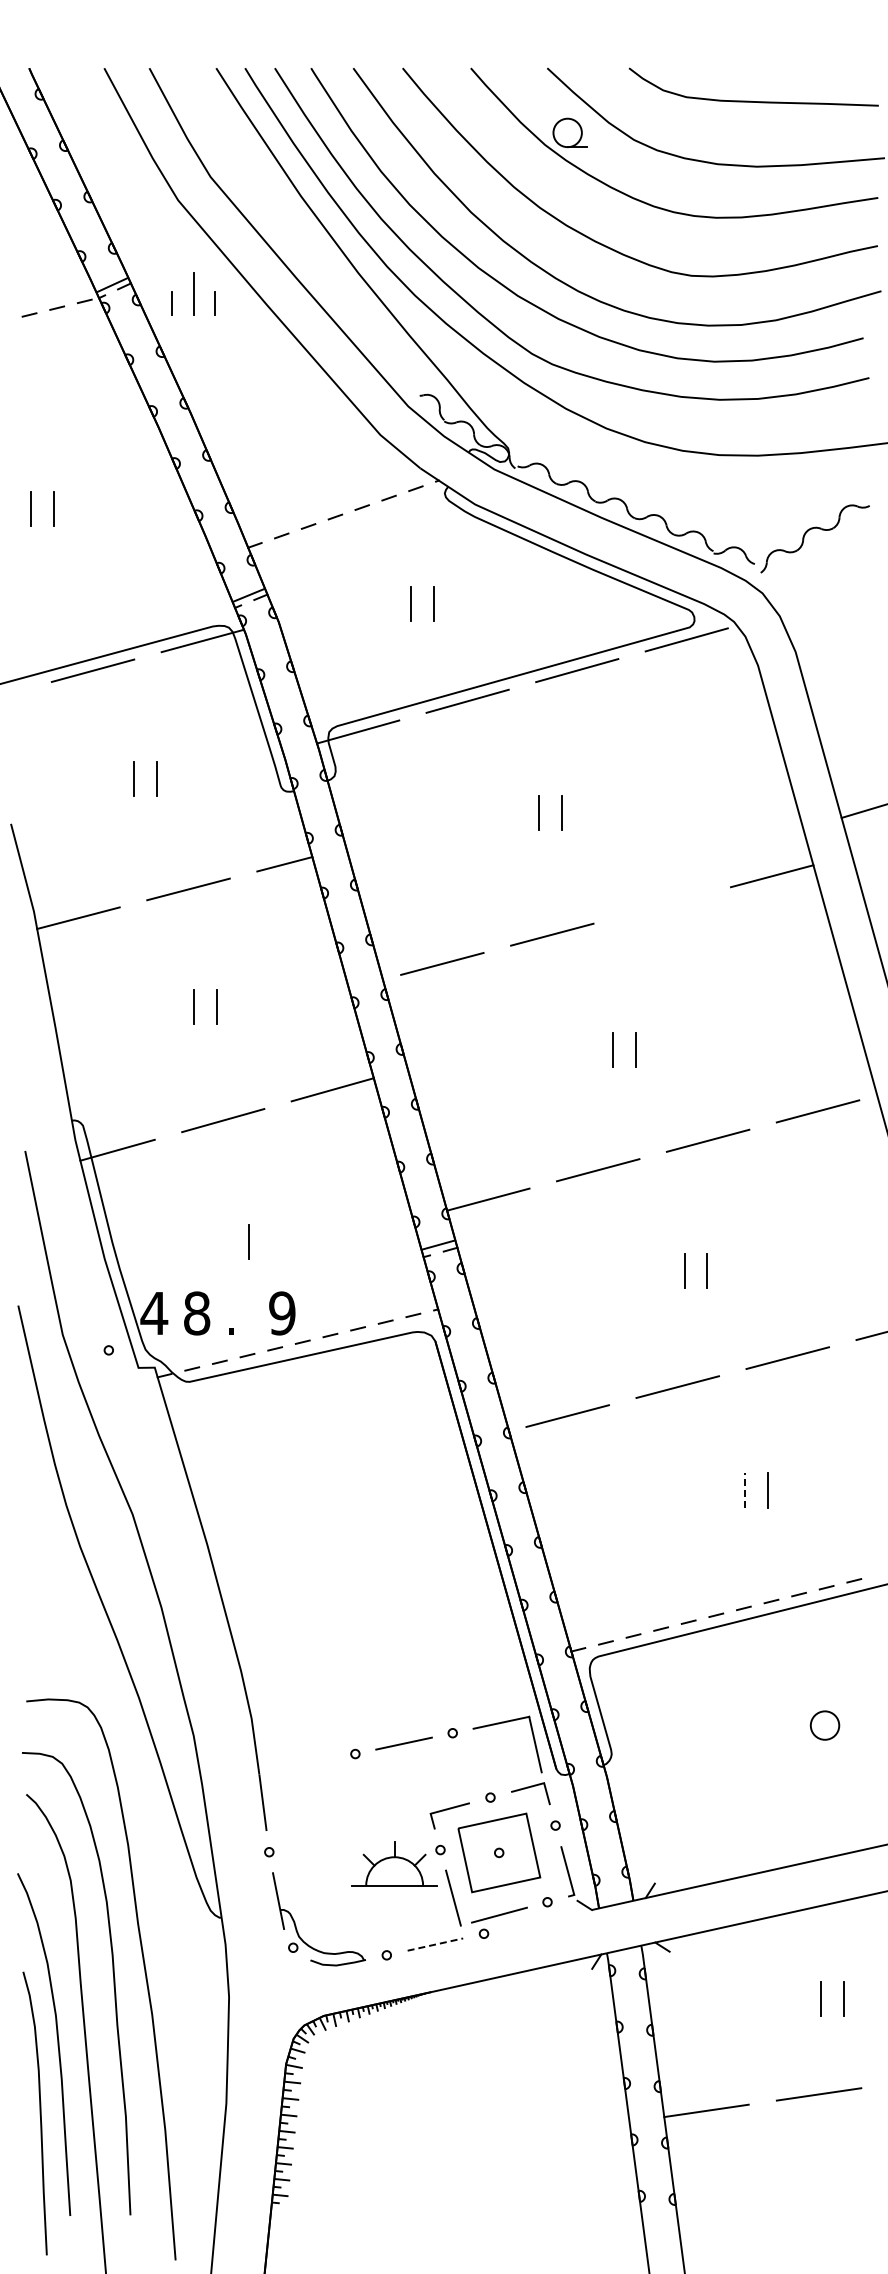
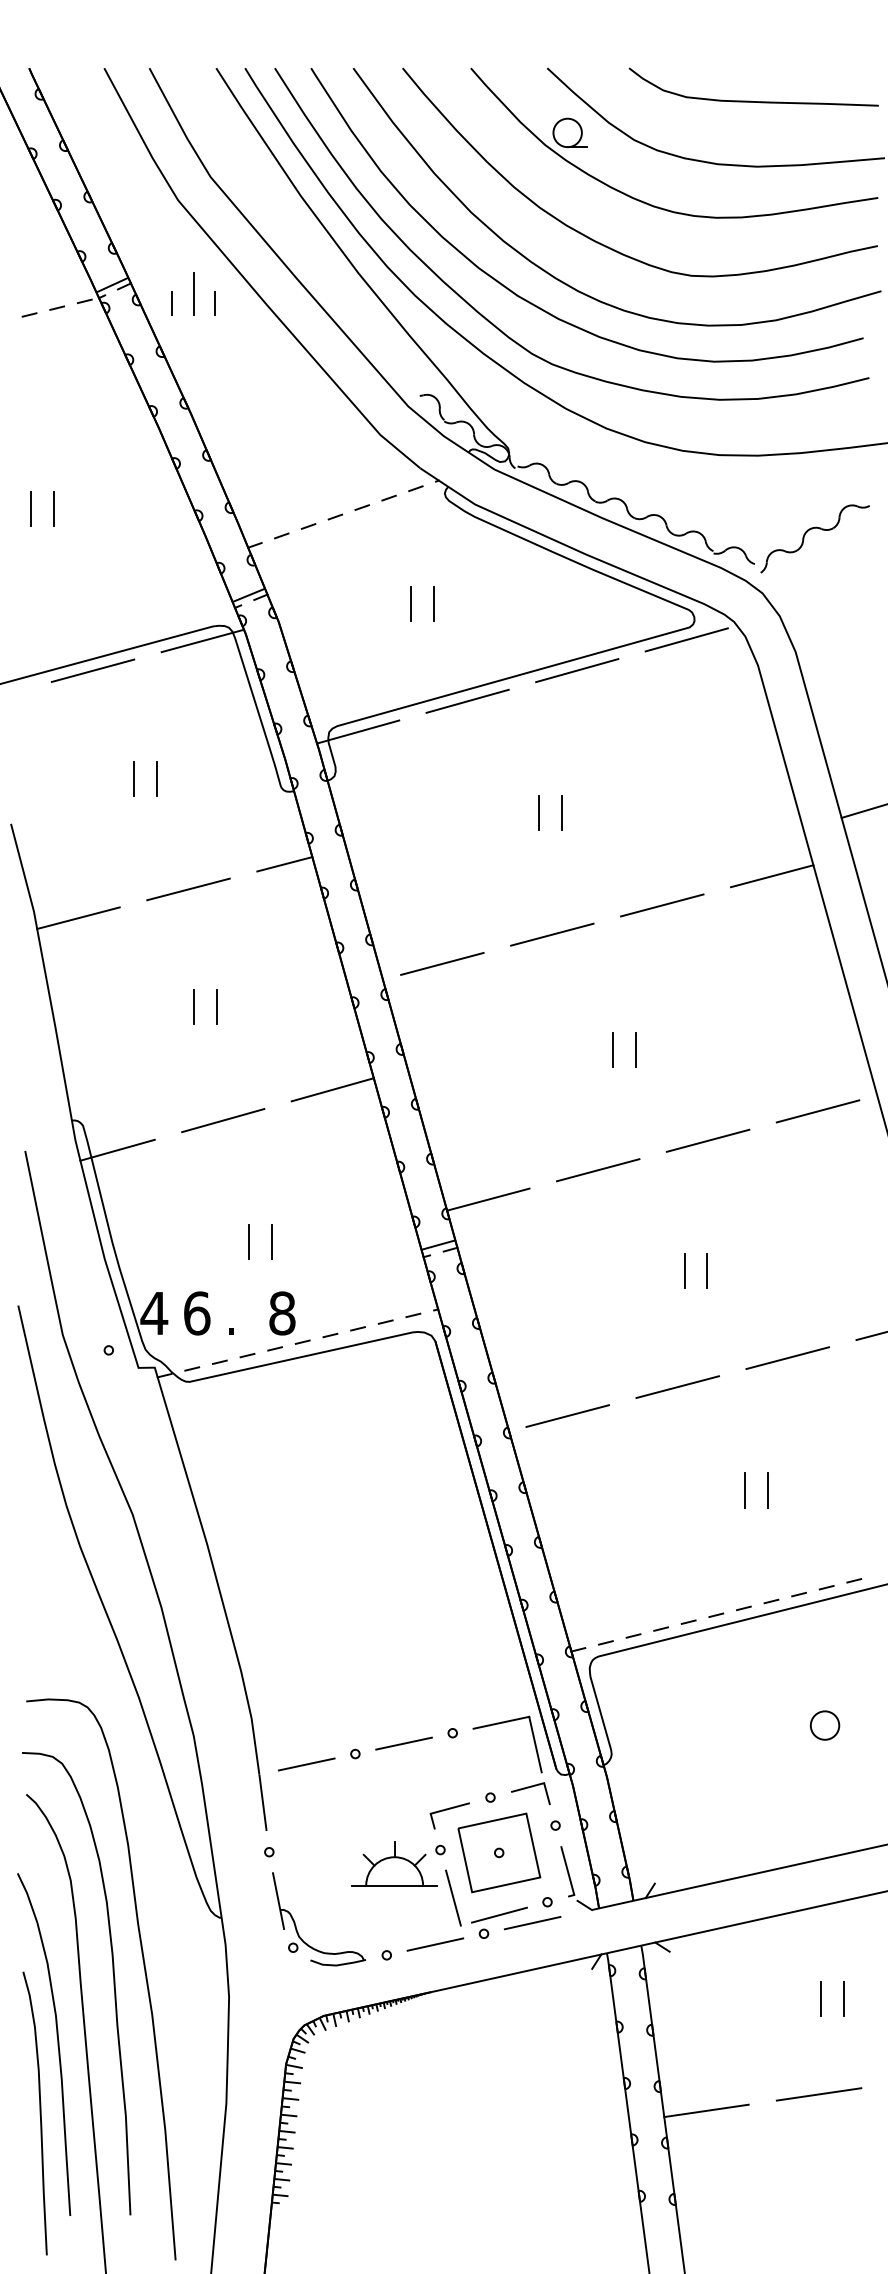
line: none -> present (662, 905)
line: none -> present (272, 1242)
text: 8 -> 6 (197, 1313)
text: 9 -> 8 (282, 1313)
line: dashed -> solid (745, 1489)
line: none -> present (306, 1764)
line: none -> present (532, 1922)
line: dashed -> solid (435, 1944)
